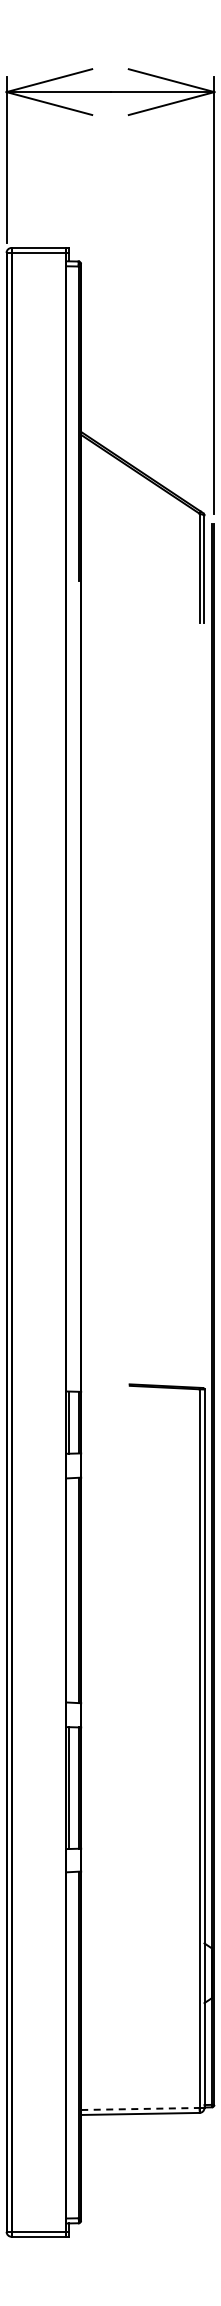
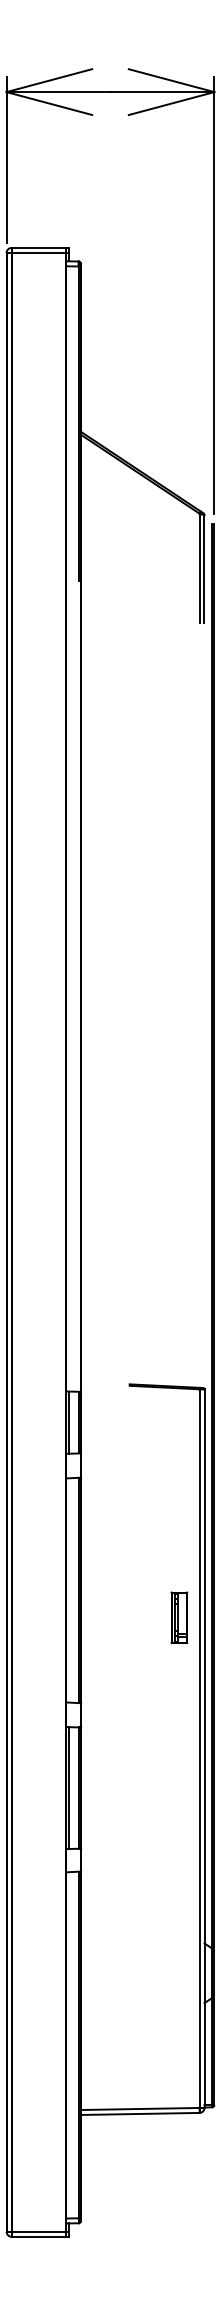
part: none -> present (179, 1617)
line: dashed -> solid (140, 2108)
